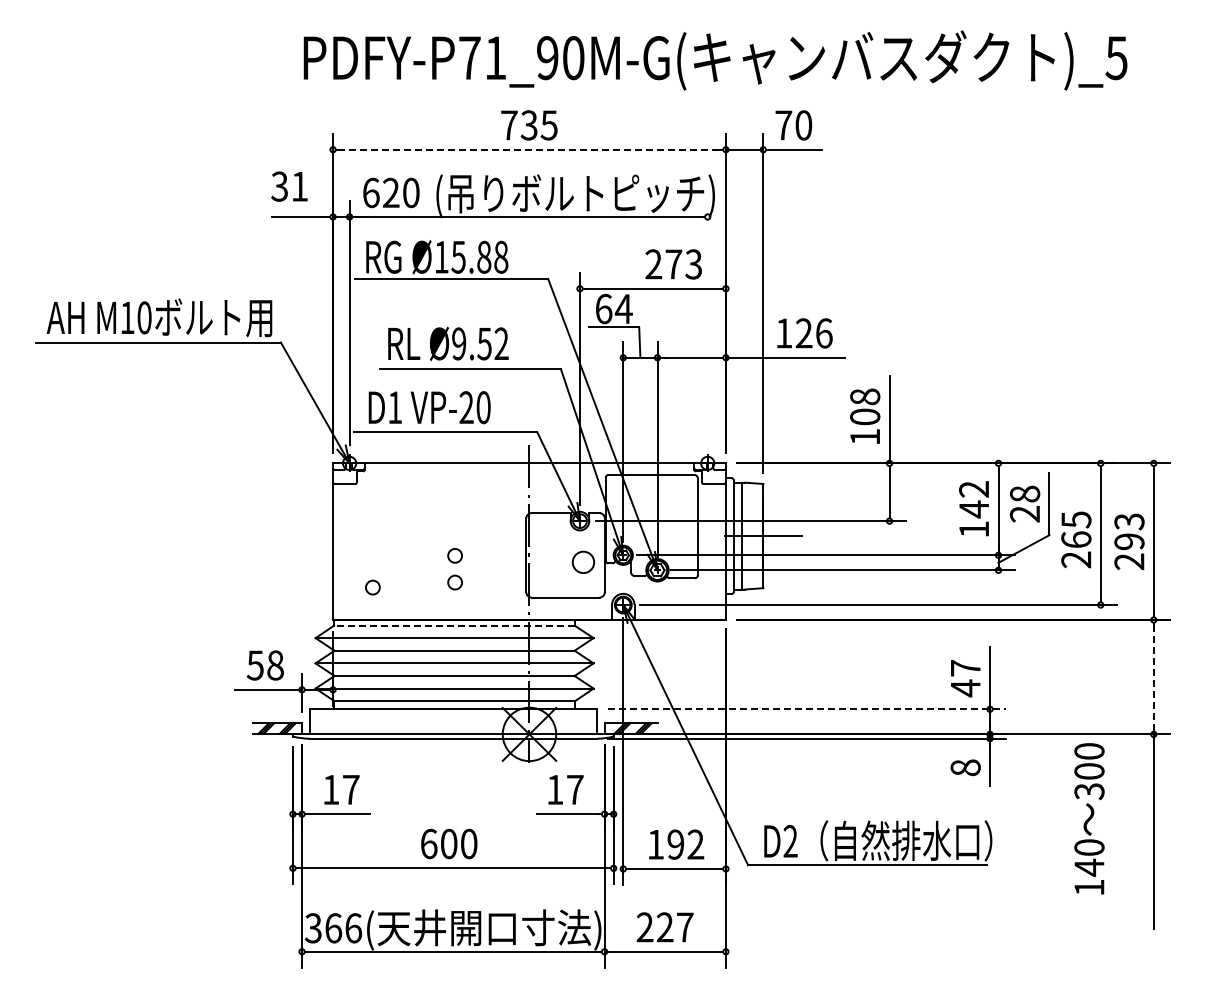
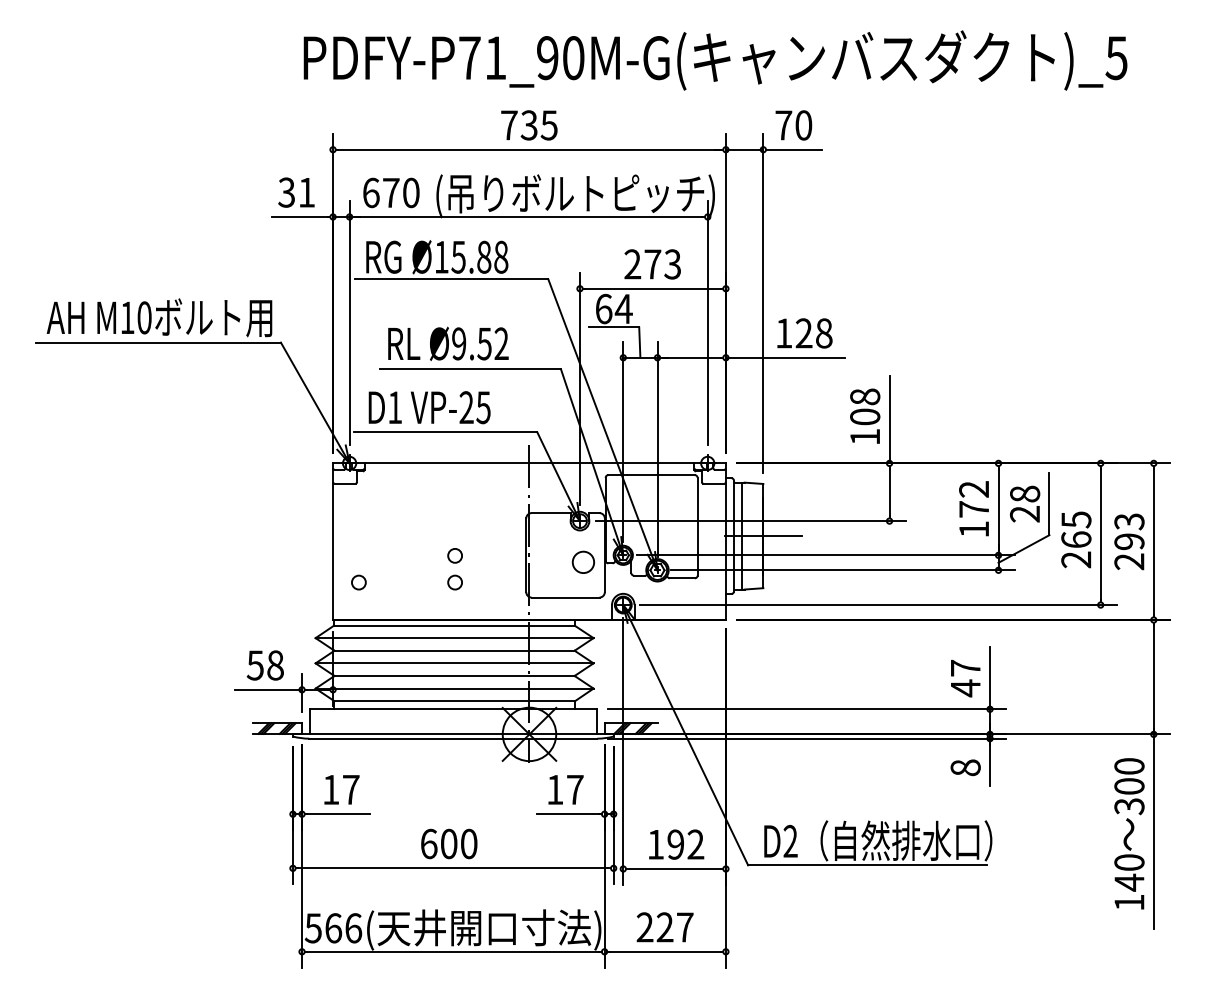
line: dashed -> solid (529, 149)
text position: (289, 186) -> (296, 192) (296, 192)
text: 620 -> 670 (391, 192)
text position: (673, 264) -> (652, 264) (652, 264)
line: none -> present (707, 322)
text: 126 -> 128 (824, 333)
text: VP-20 -> VP-25 (483, 407)
text: 142 -> 172 (973, 509)
circle position: (372, 587) -> (358, 582) (358, 582)
line: dashed -> solid (453, 625)
line: dashed -> solid (1153, 677)
line: dashed -> solid (807, 709)
text position: (1089, 818) -> (1129, 833) (1129, 833)
text: 366( -> 566( (313, 928)
